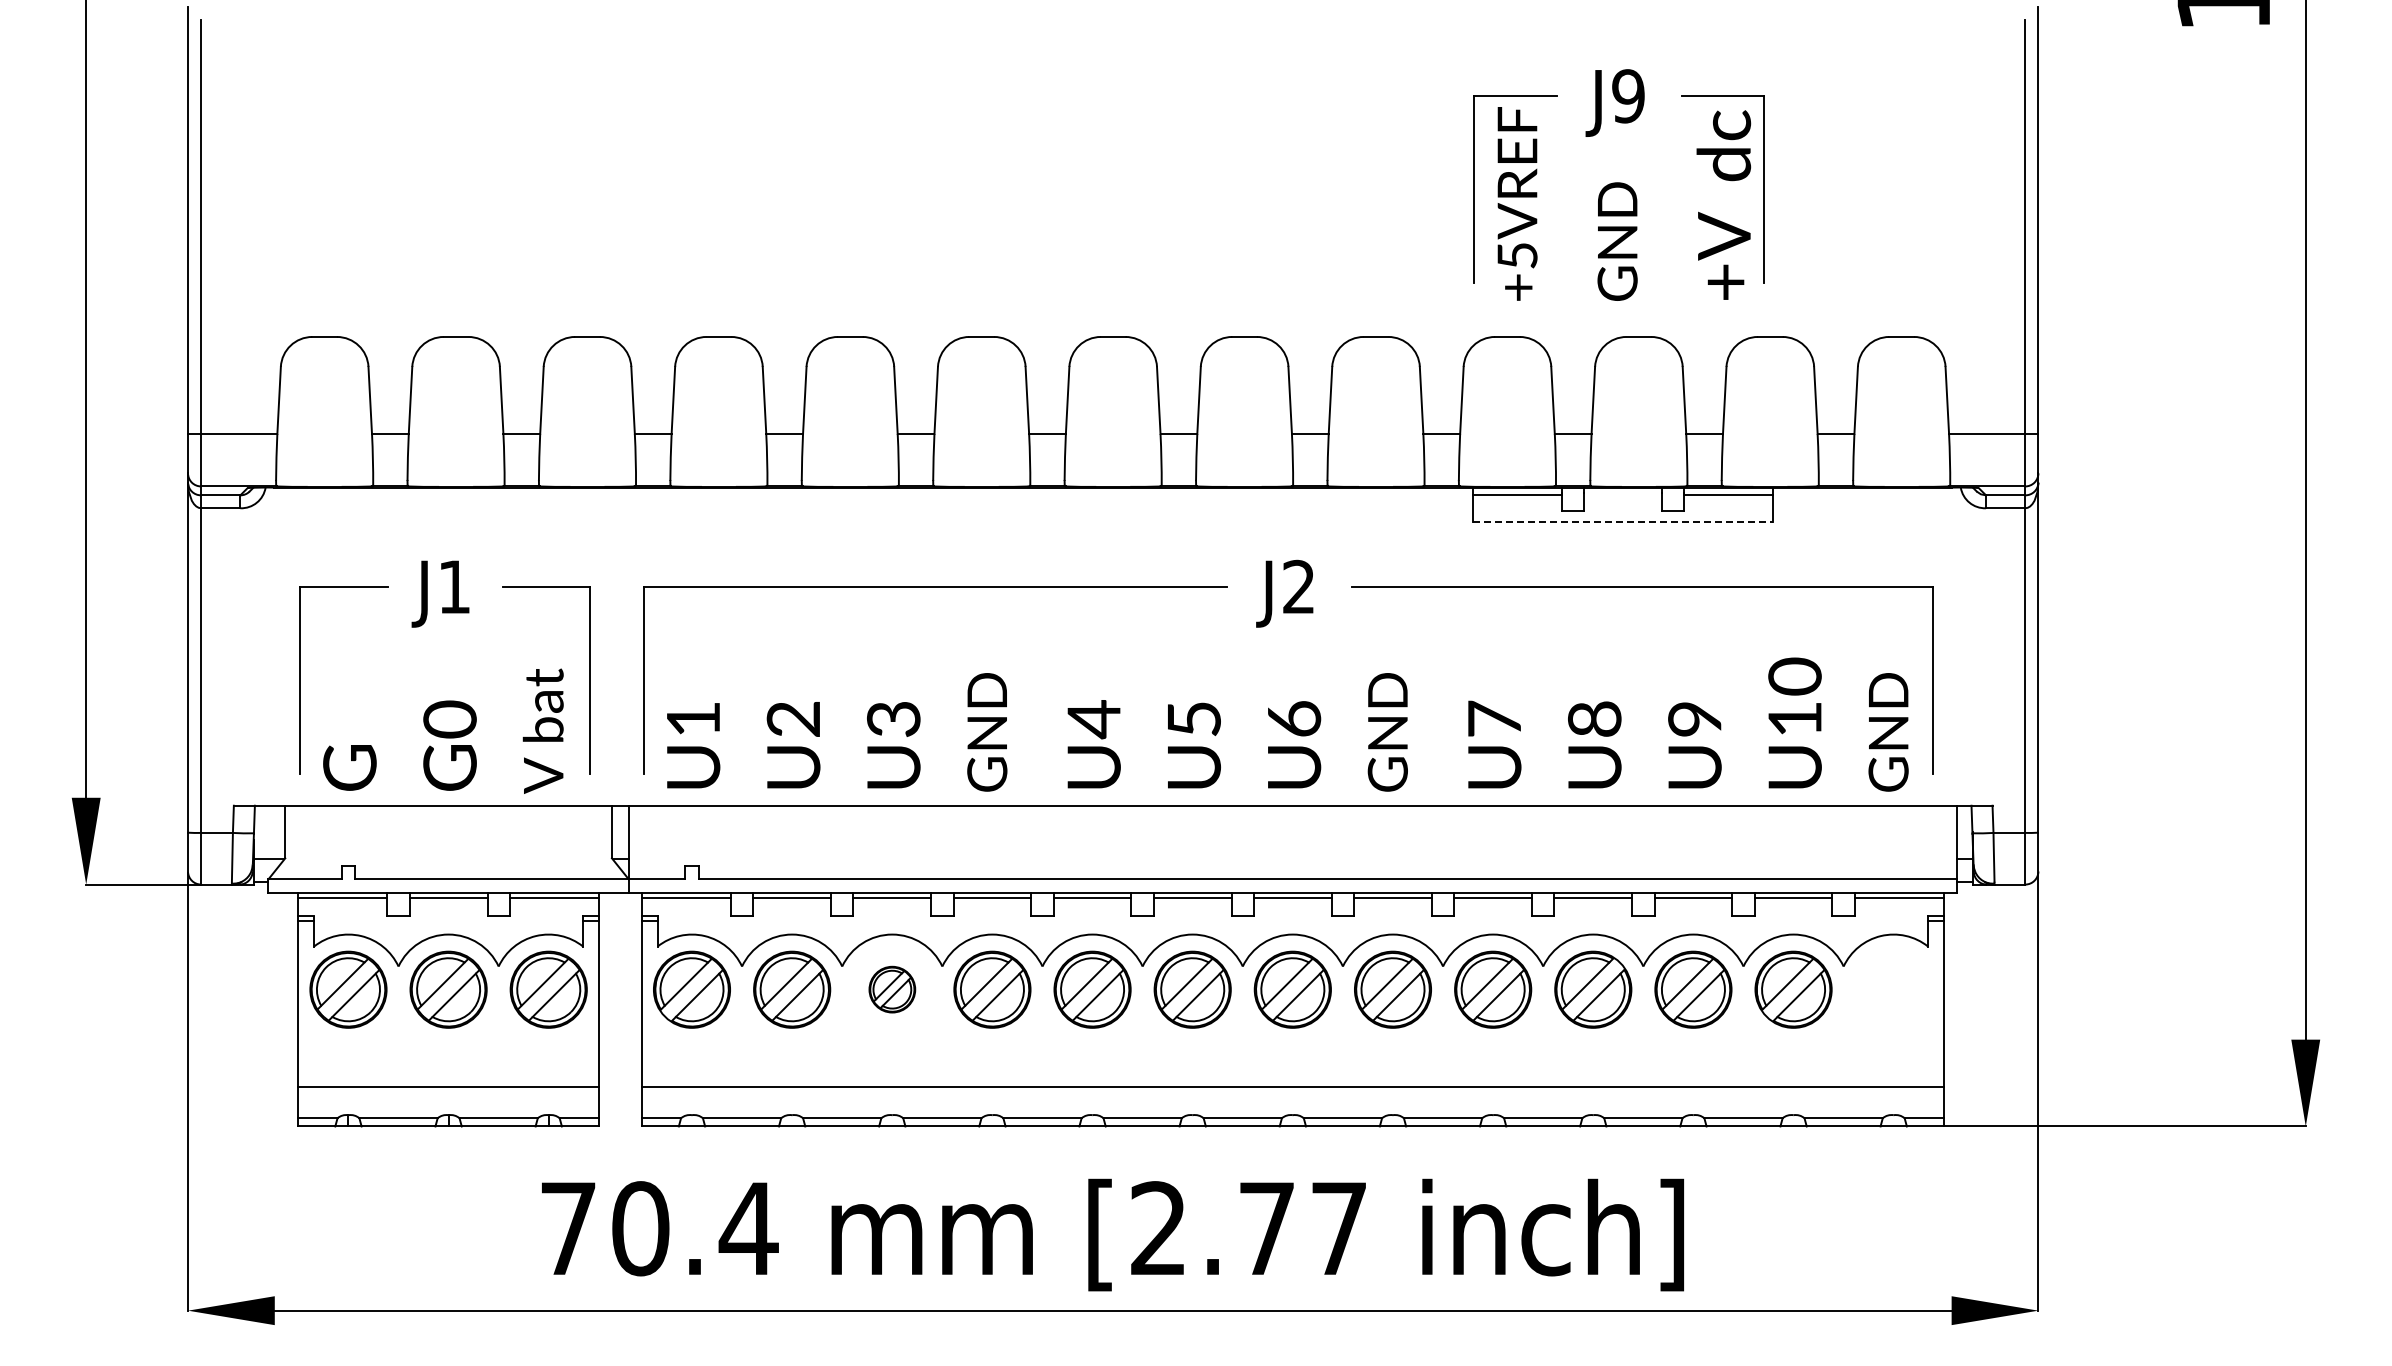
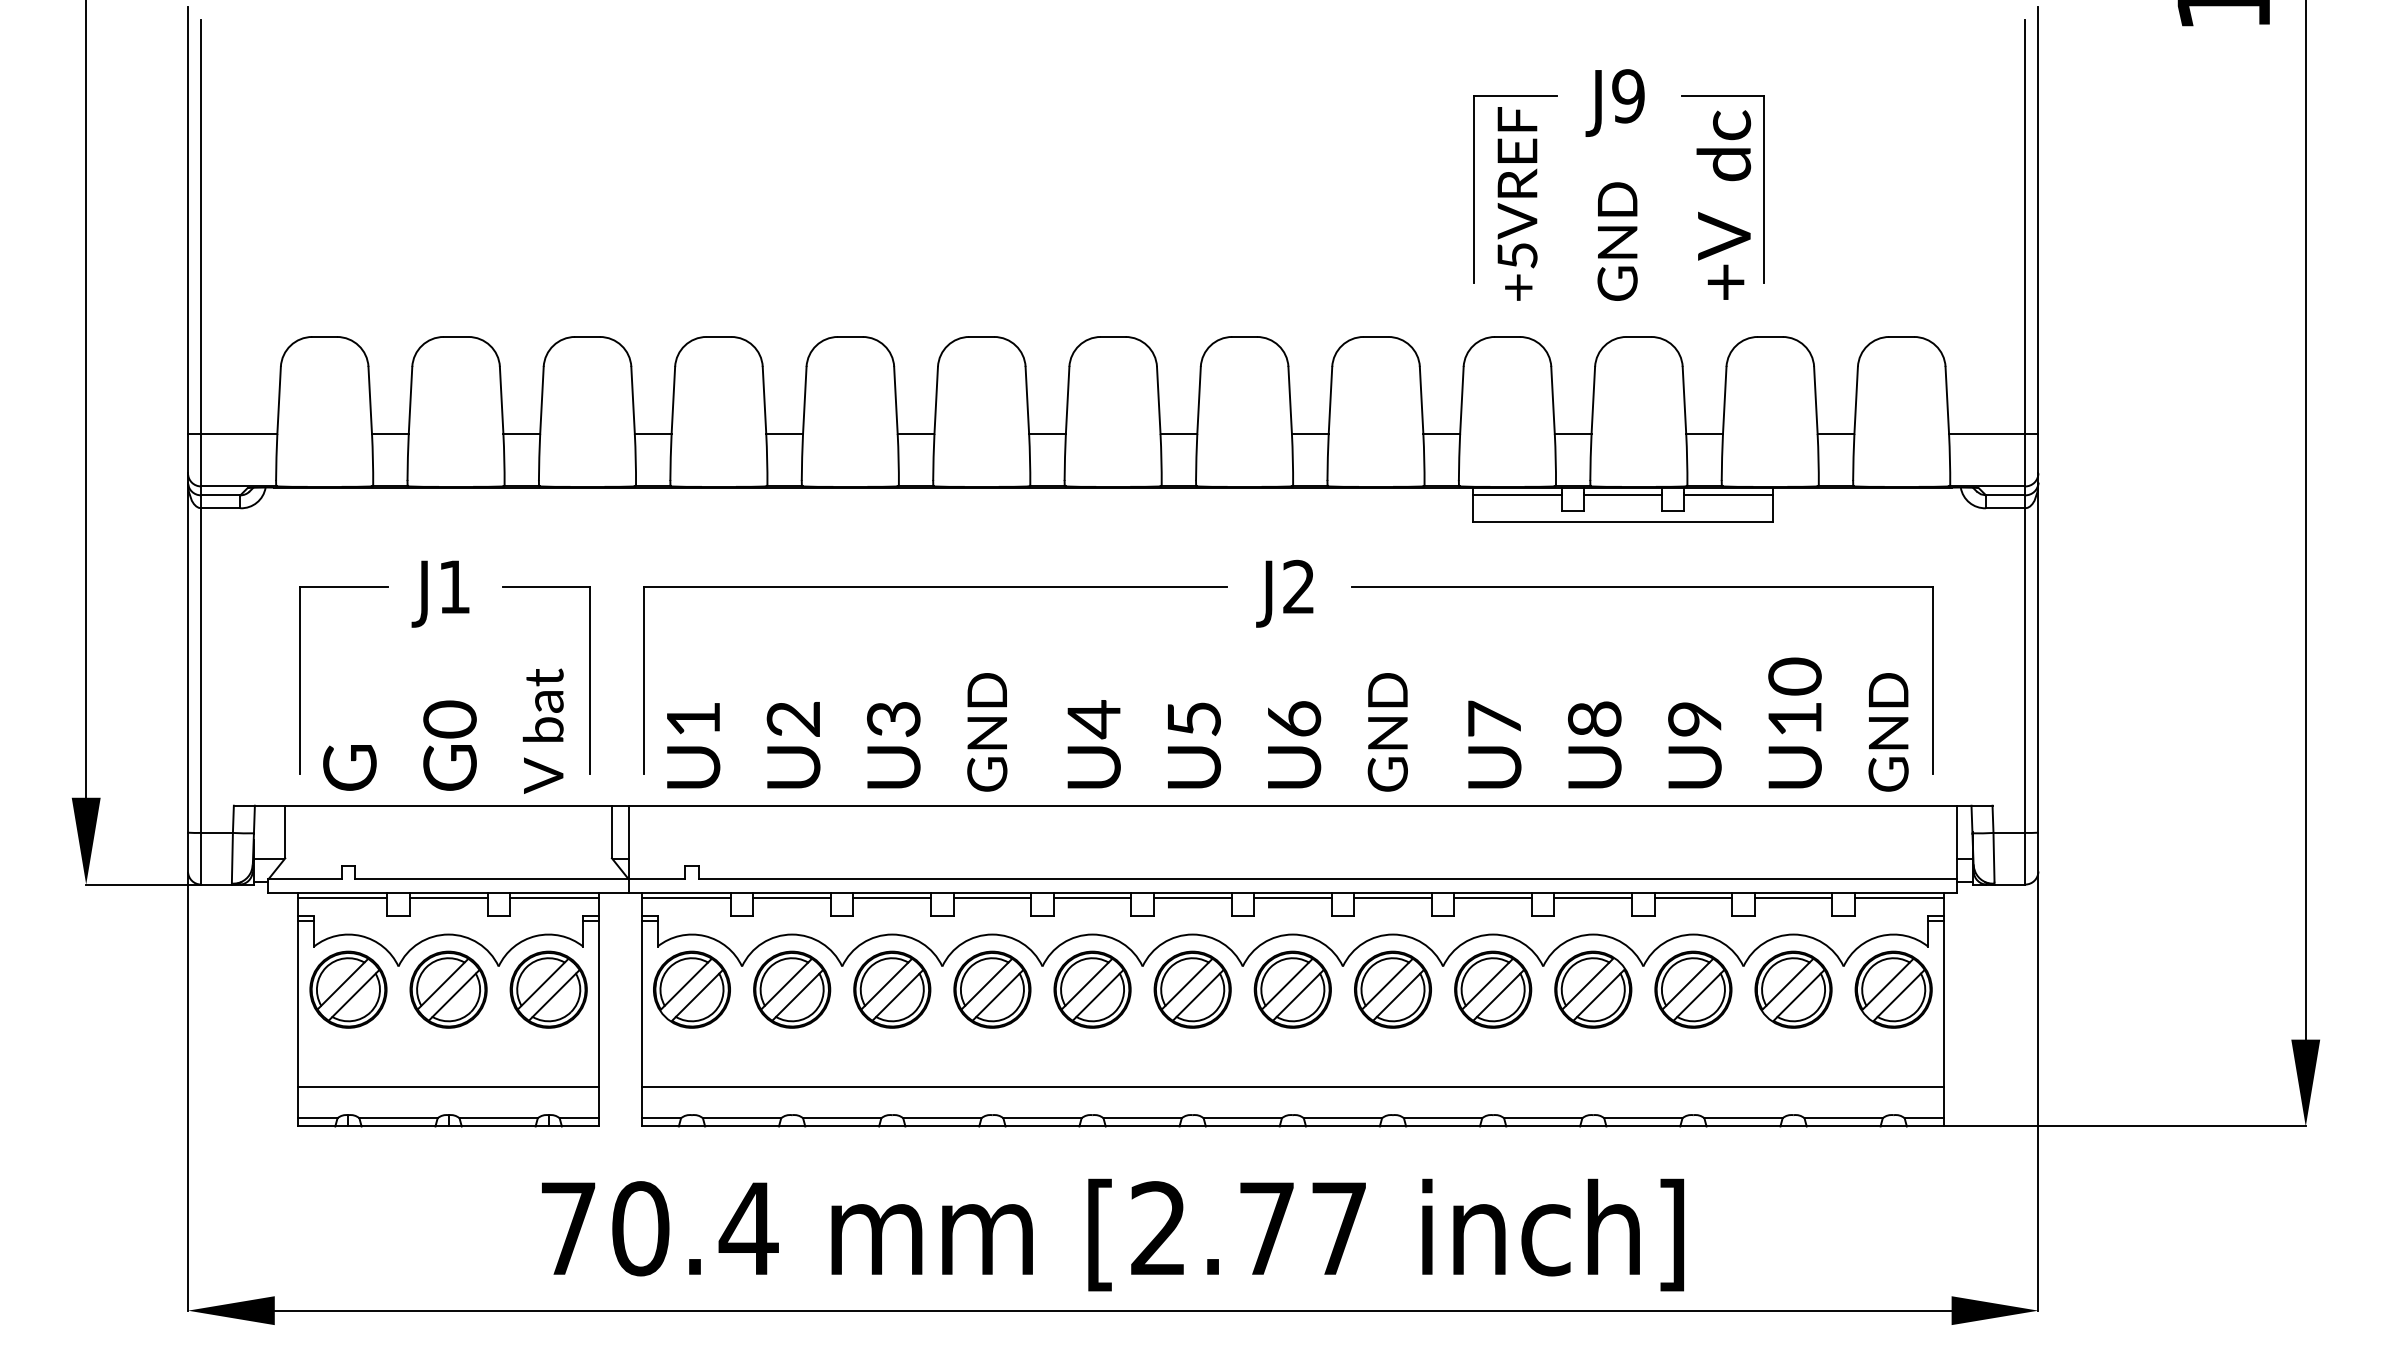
line: none -> present (1622, 495)
line: dashed -> solid (1623, 522)
part size: 49x49 px -> 79x79 px (892, 989)
part: none -> present (1893, 989)
